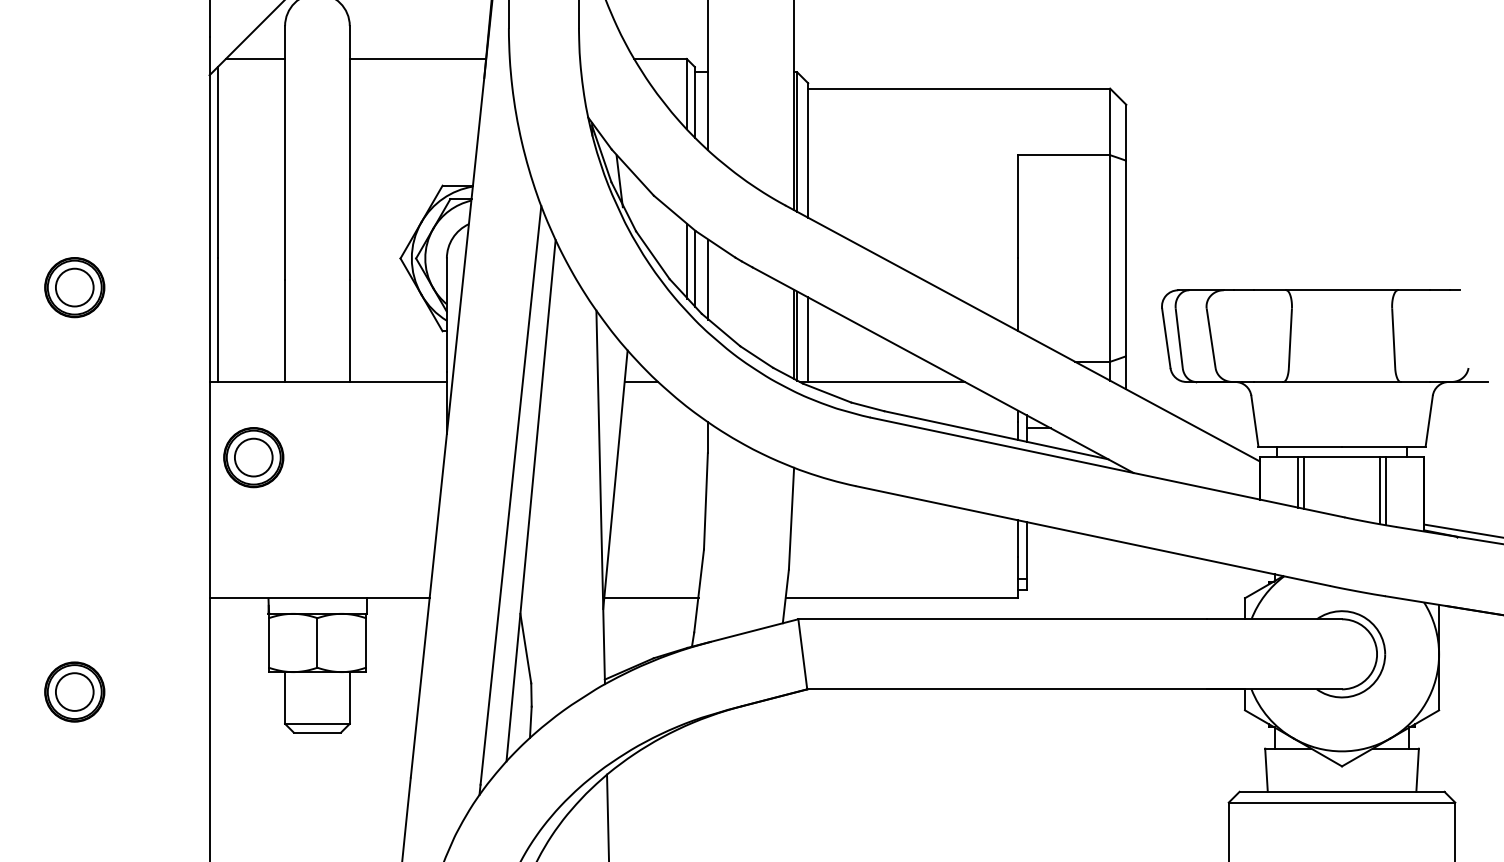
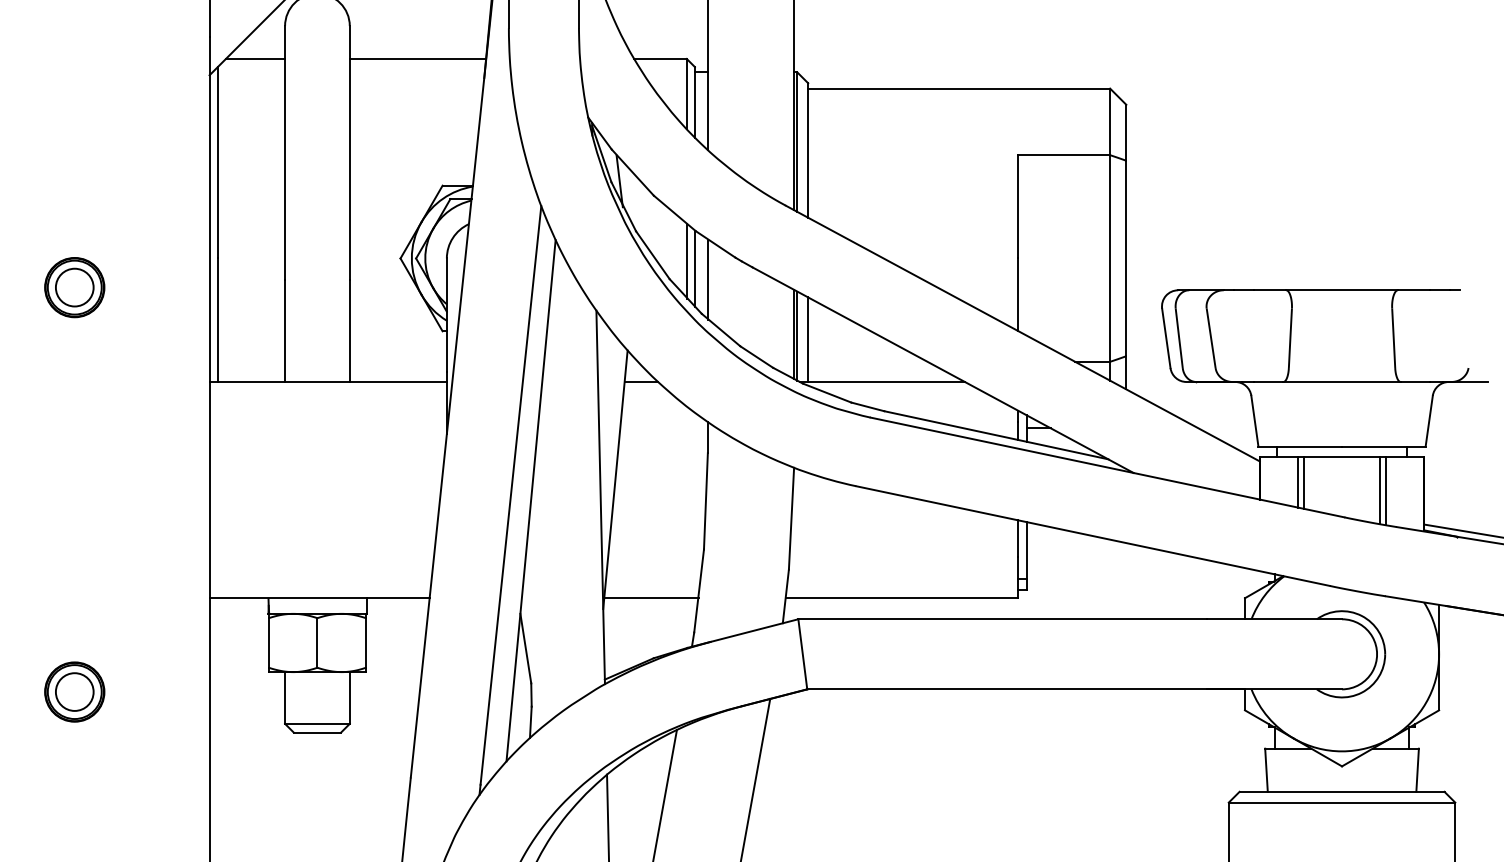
part: present -> none (253, 457)
line: none -> present (755, 778)
line: none -> present (664, 793)
